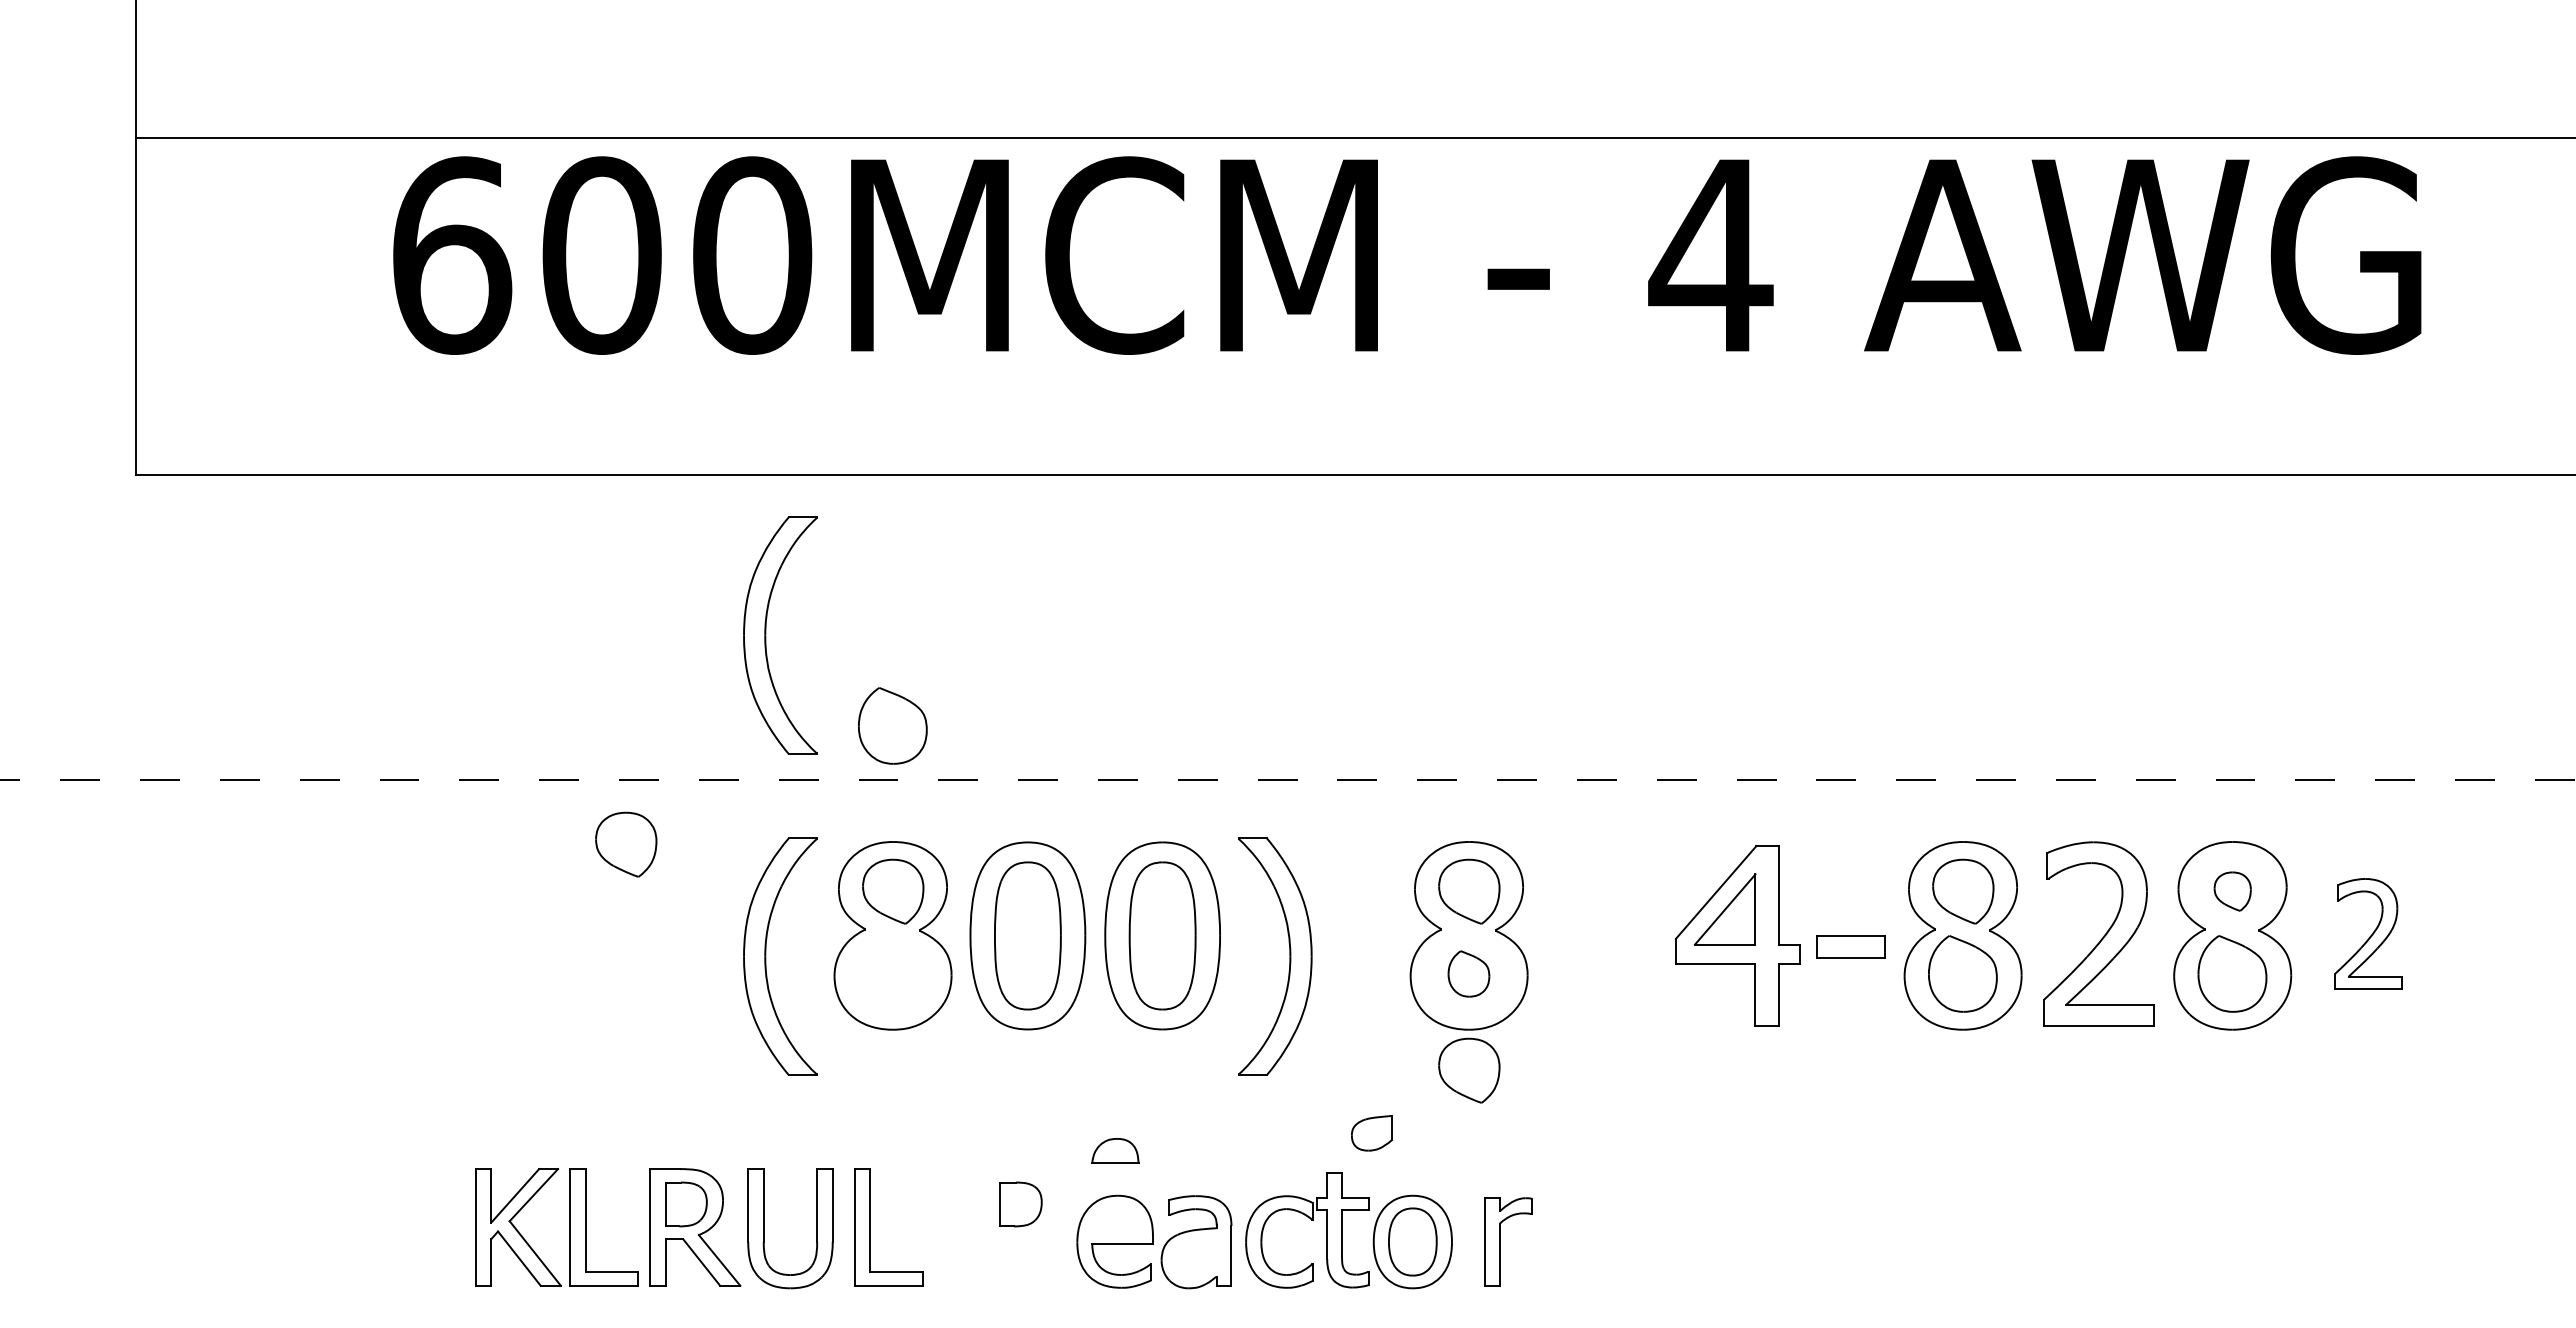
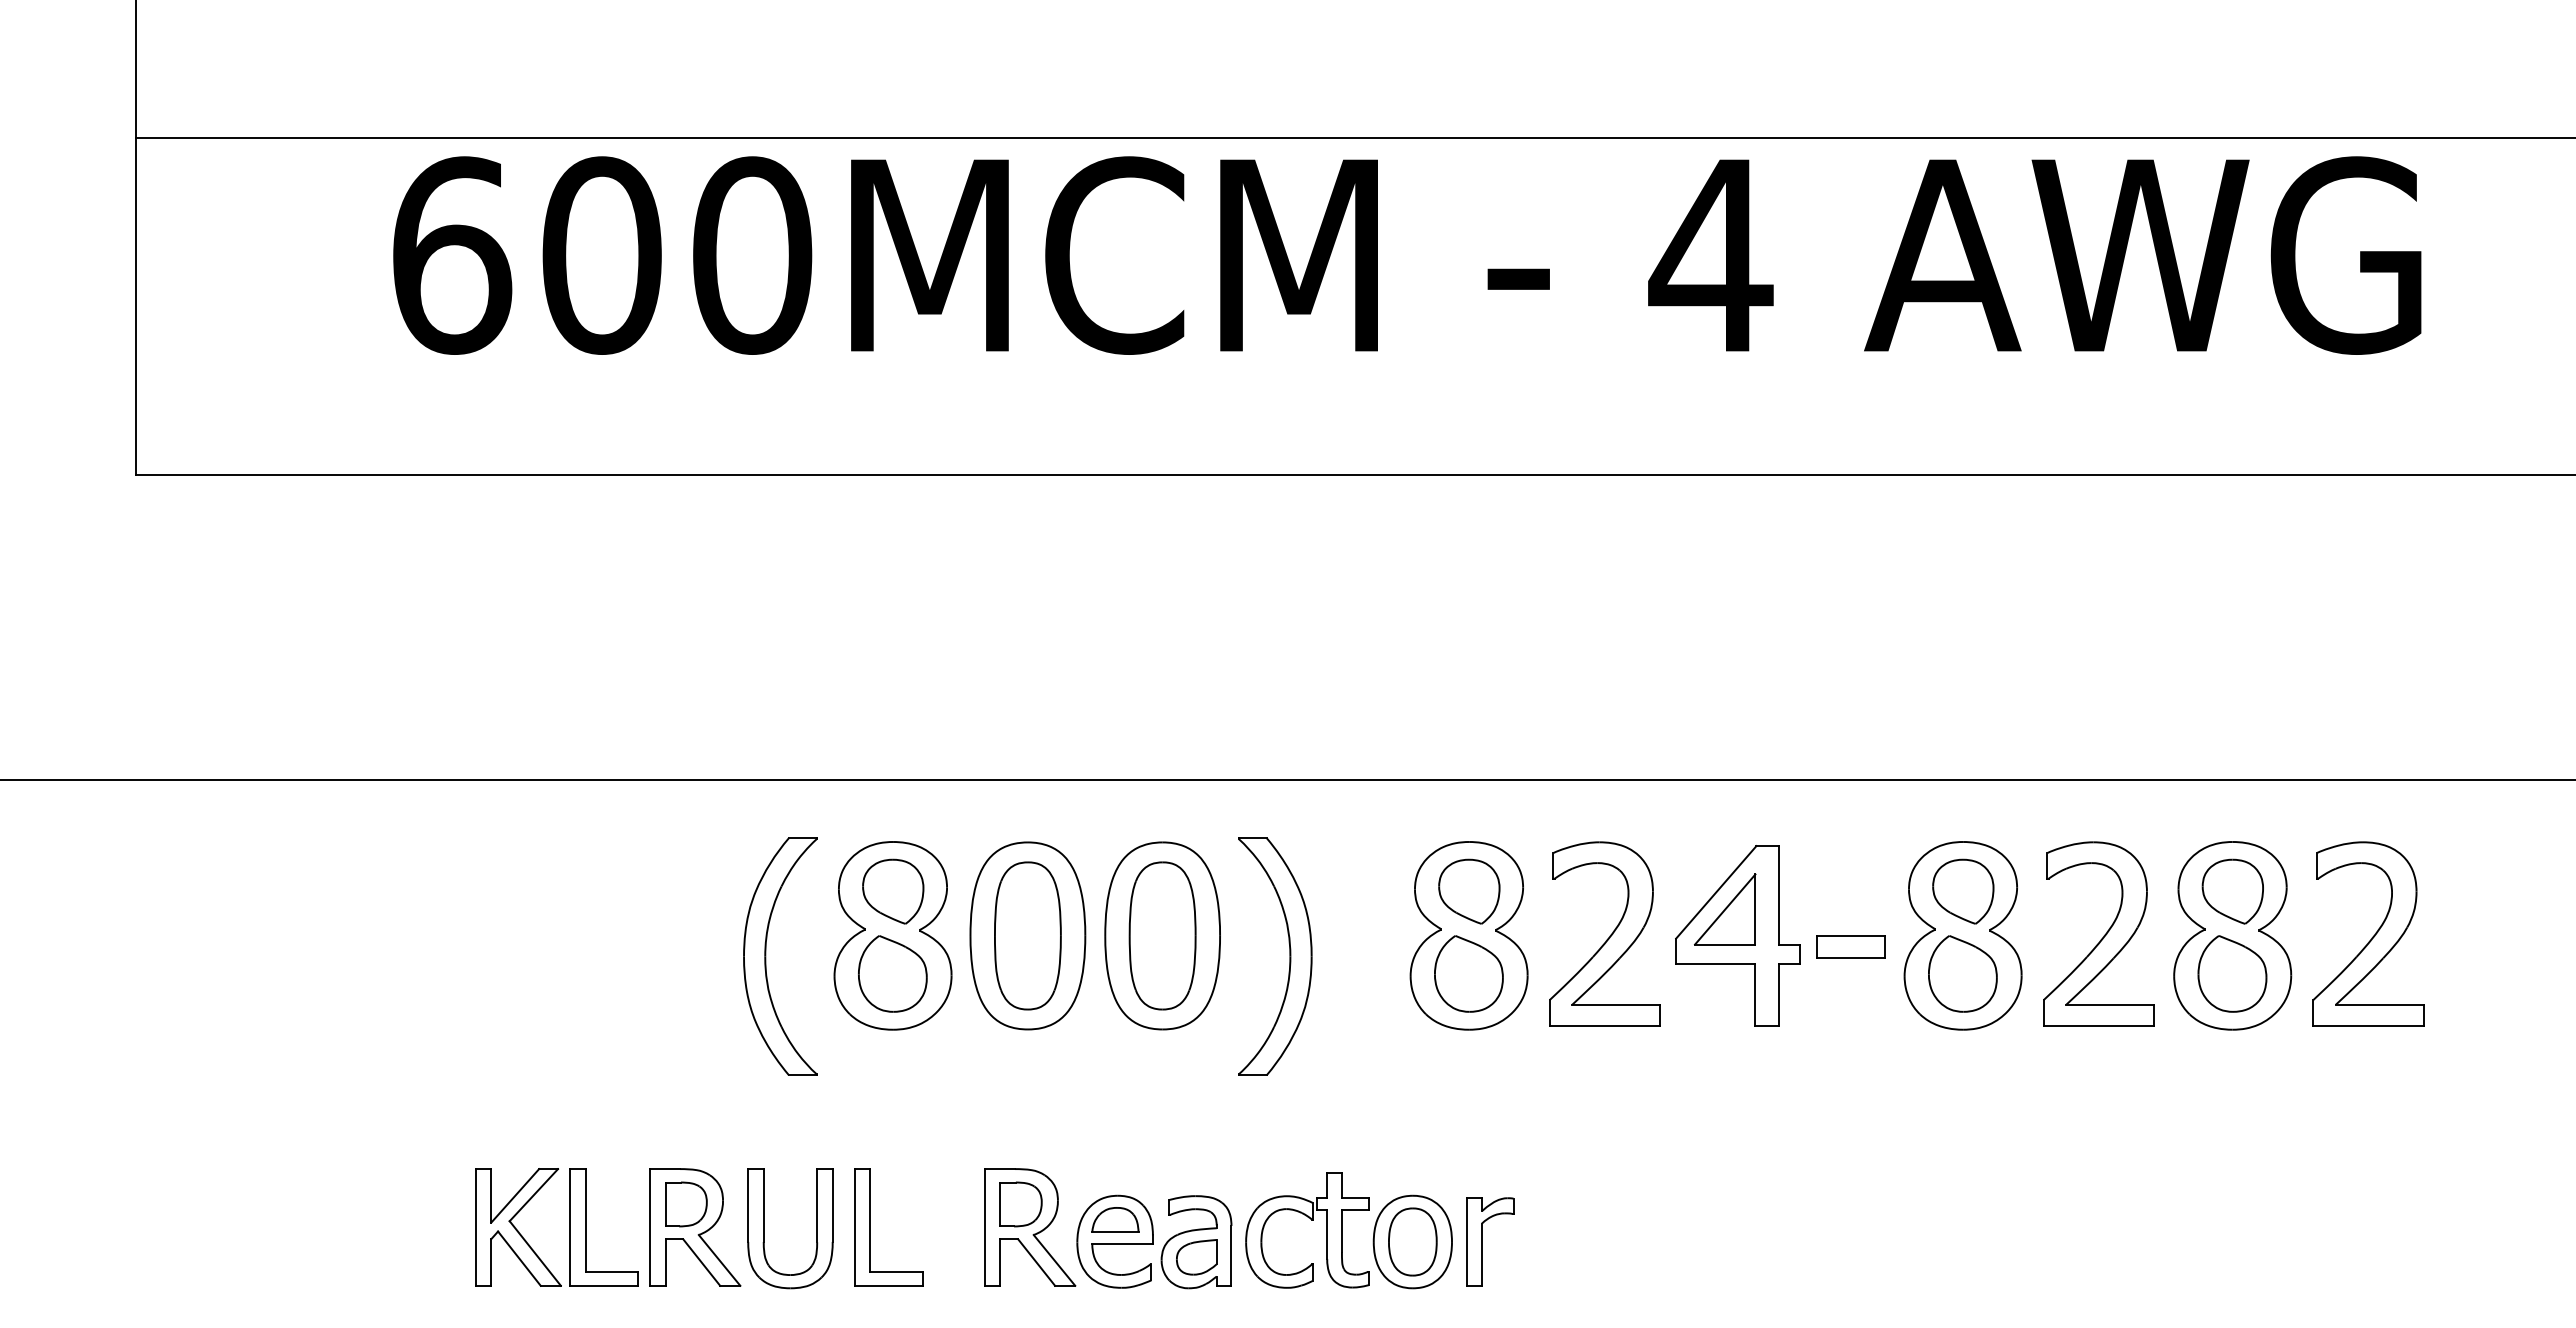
part: present -> none (766, 635)
part position: (892, 725) -> (892, 973) (892, 973)
line: dashed -> solid (1287, 780)
part: present -> none (626, 844)
part size: 39x41 px -> 63x67 px (2232, 891)
part: none -> present (1604, 933)
part size: 69x112 px -> 113x186 px (2368, 933)
part size: 44x48 px -> 70x78 px (1468, 973)
part: present -> none (1469, 1070)
part position: (1371, 1133) -> (1196, 1257) (1196, 1257)
part position: (1115, 1150) -> (1115, 1219) (1115, 1219)
part: none -> present (1030, 1227)
part position: (1500, 1241) -> (1482, 1241) (1482, 1241)
